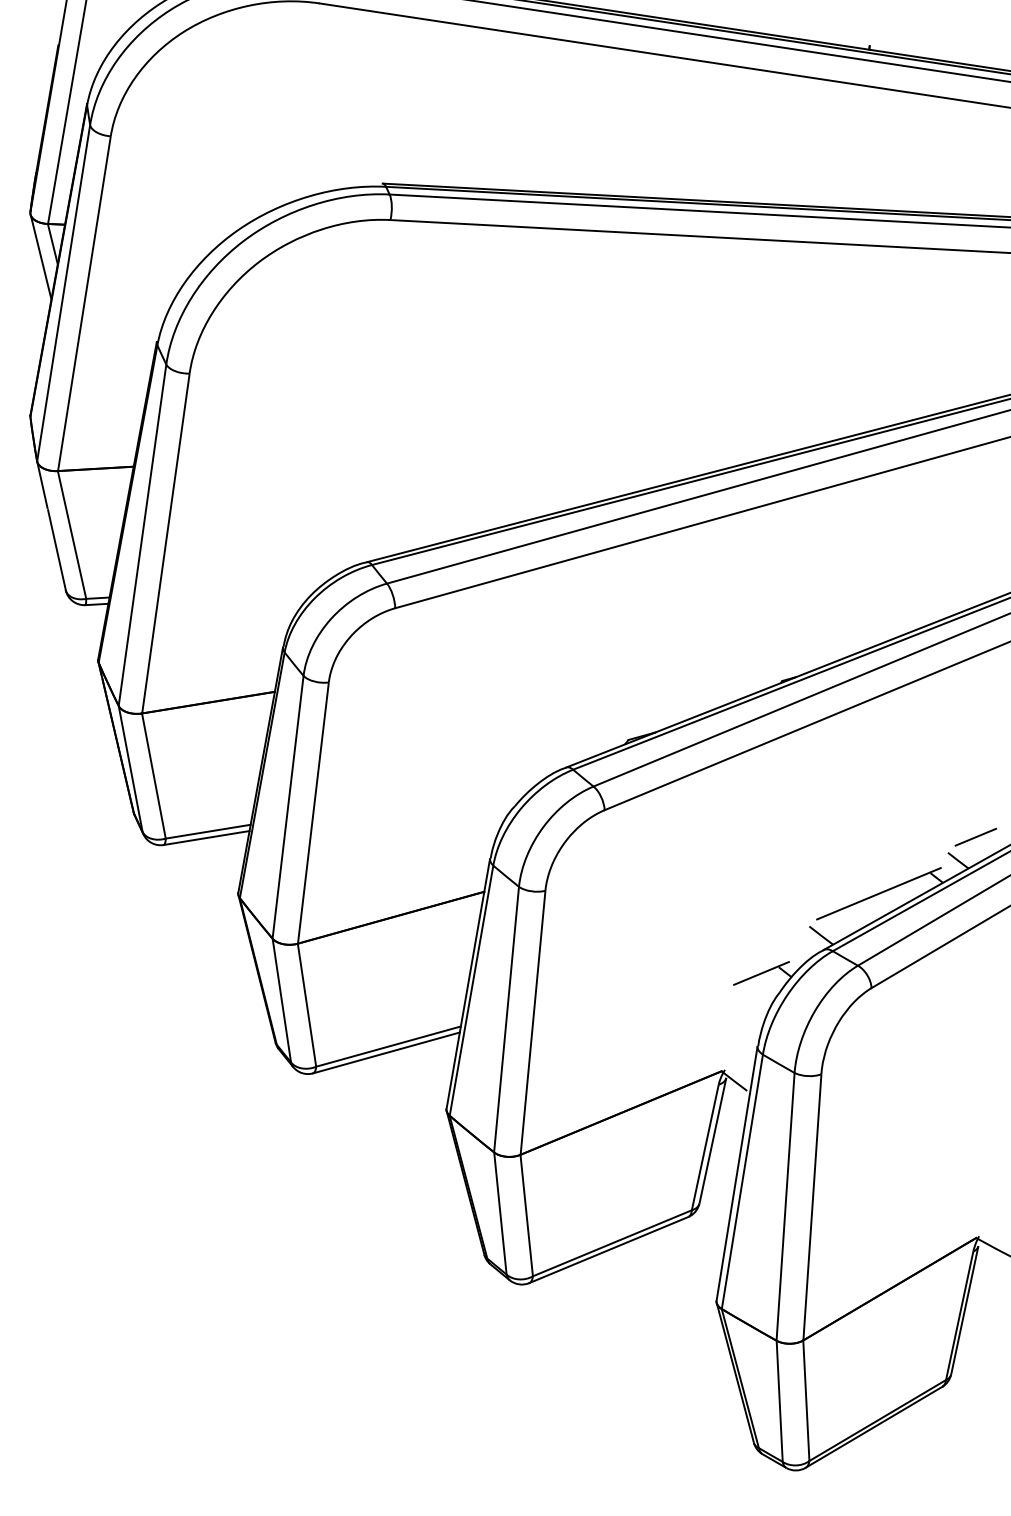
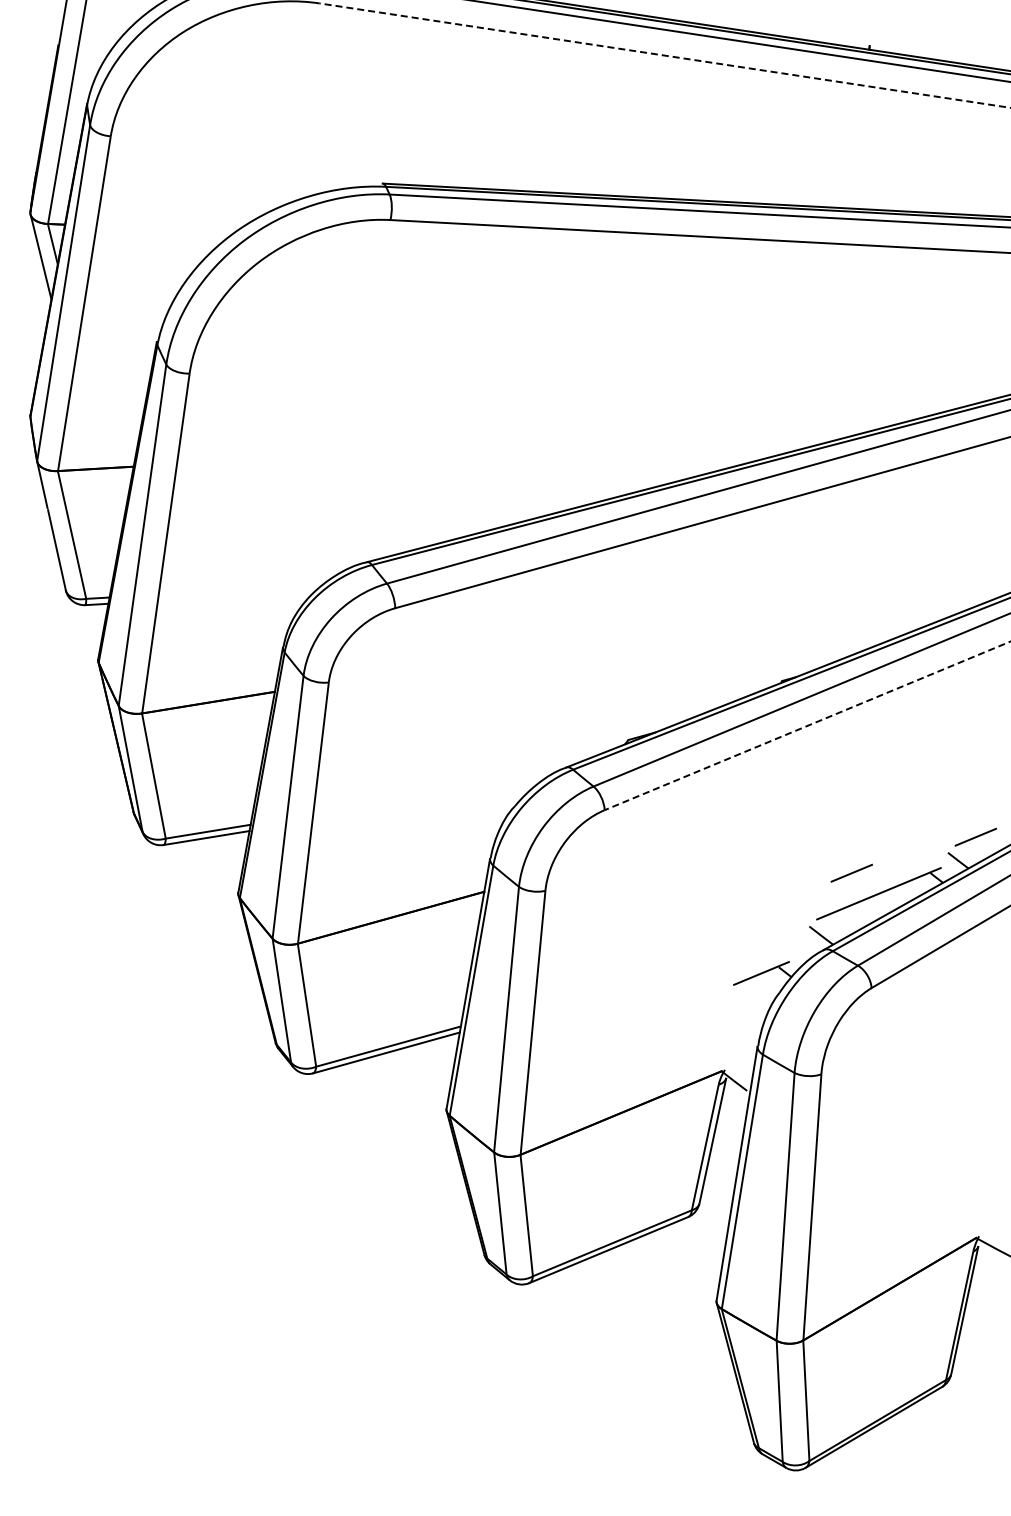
line: solid -> dashed (664, 55)
line: solid -> dashed (807, 725)
line: none -> present (851, 872)
